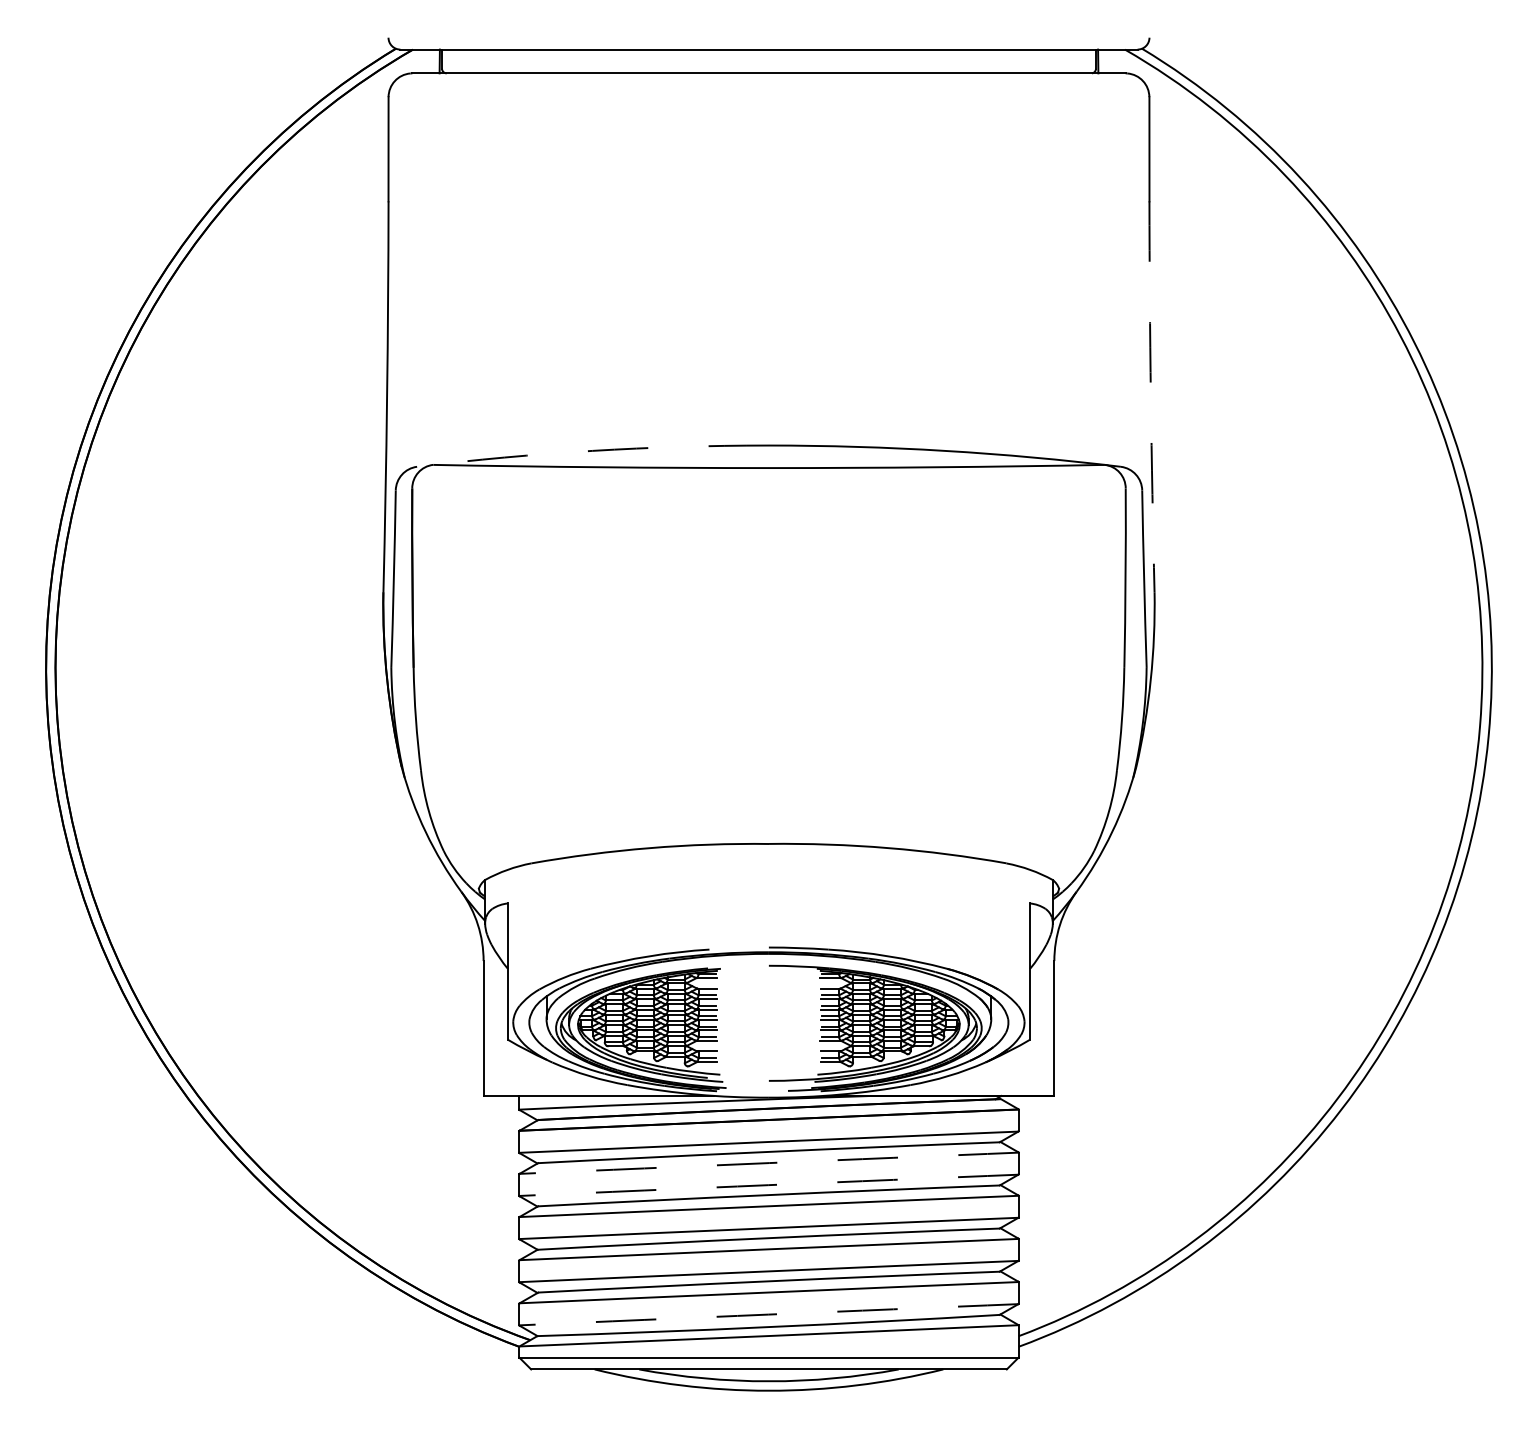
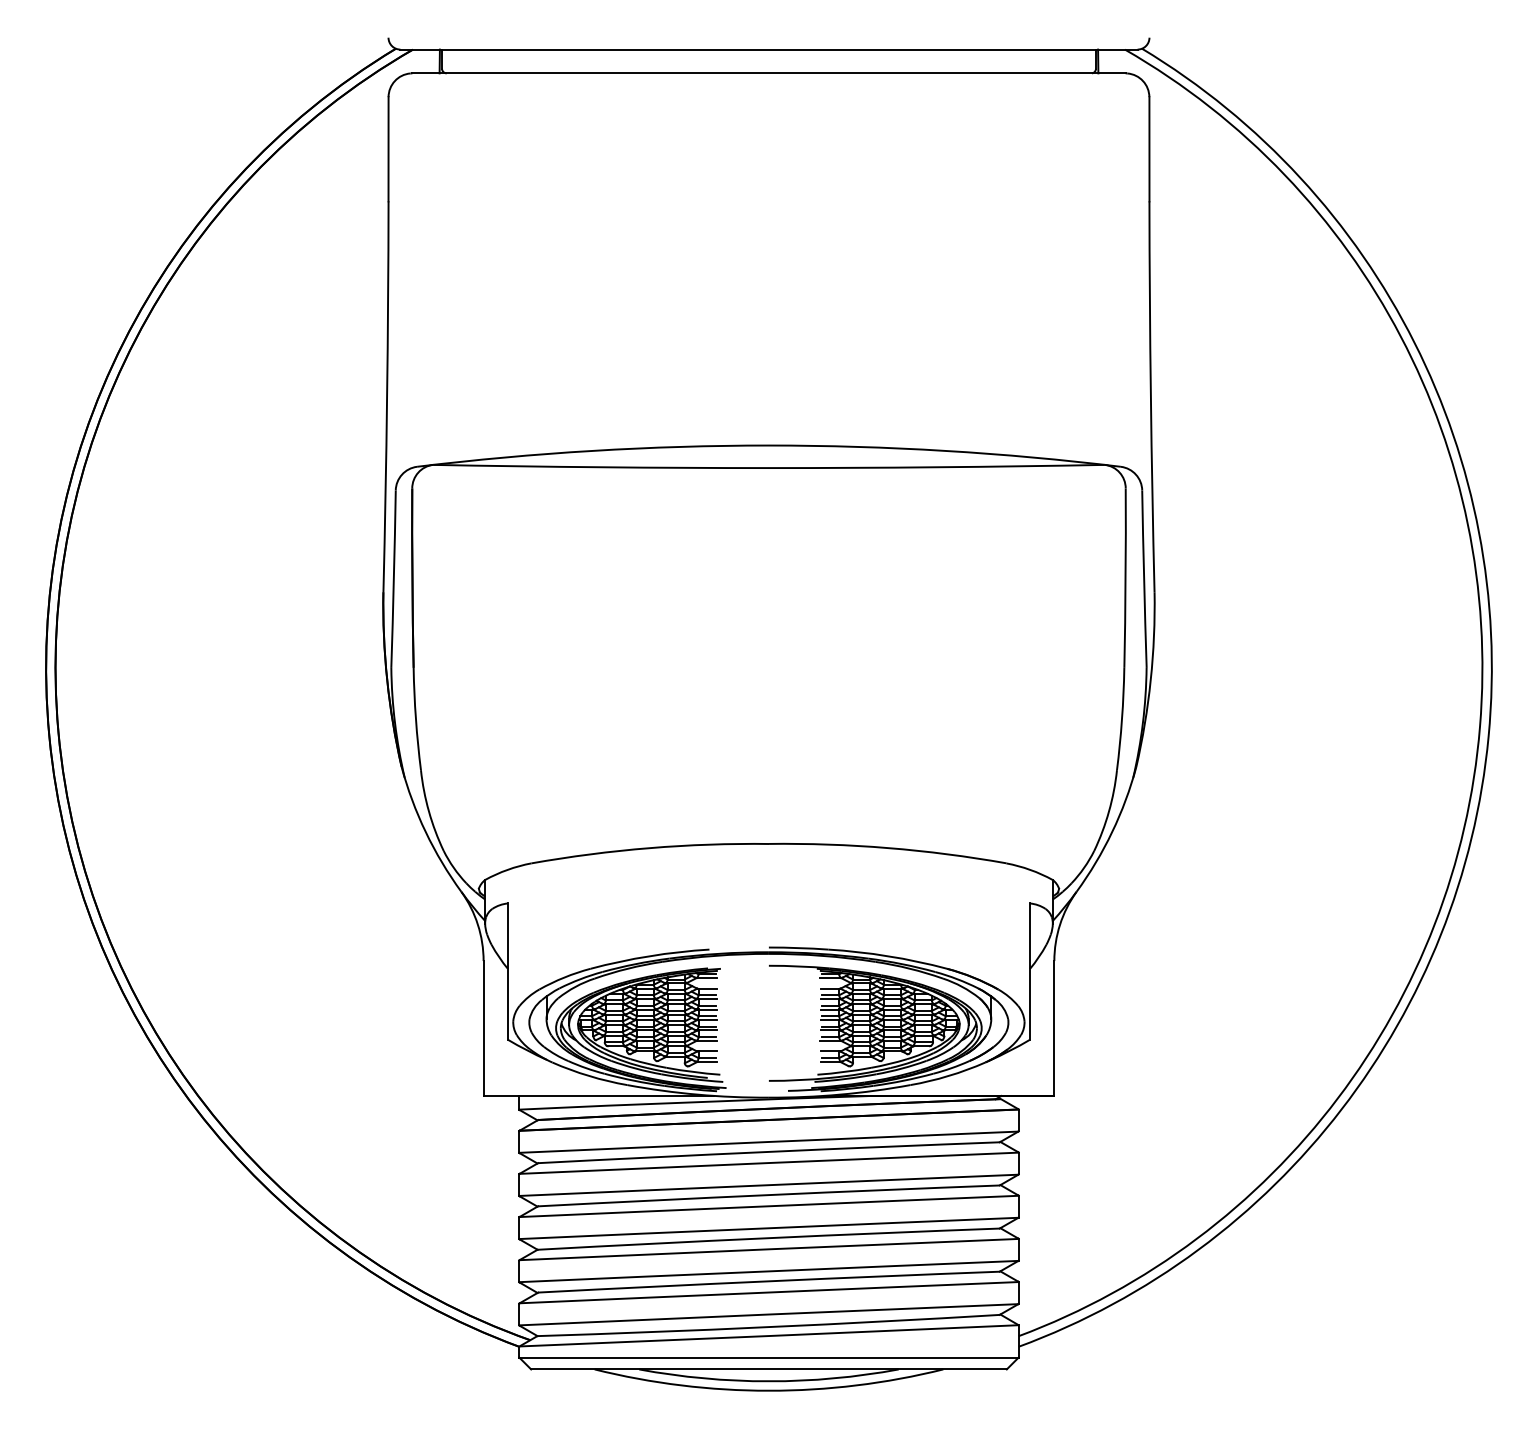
arc: dashed -> solid (1150, 396)
arc: dashed -> solid (592, 450)
arc: dashed -> solid (769, 1163)
arc: dashed -> solid (768, 1185)
arc: dashed -> solid (768, 1314)
